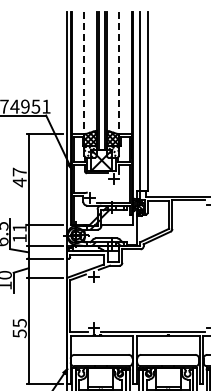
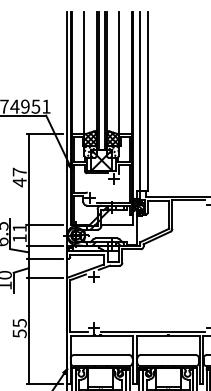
line: dashed -> solid (84, 73)
line: dashed -> solid (119, 73)
